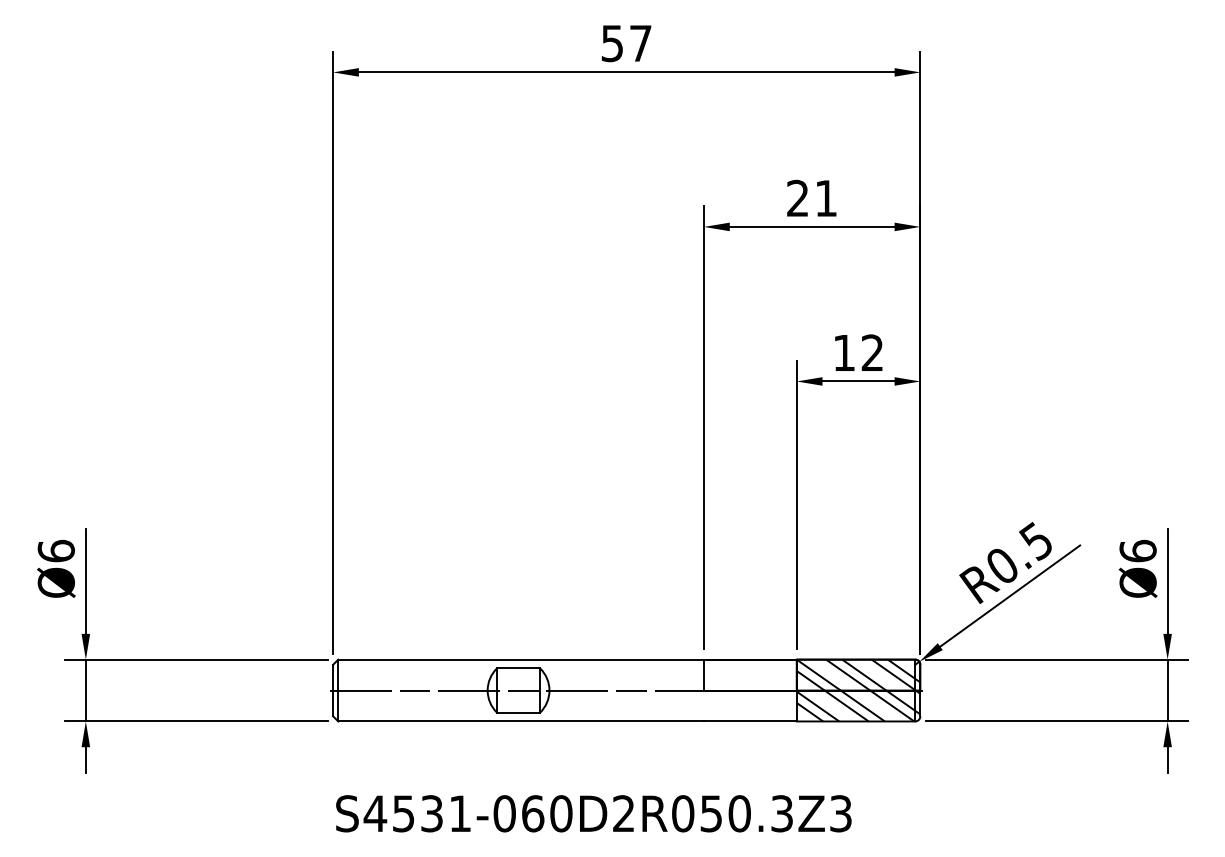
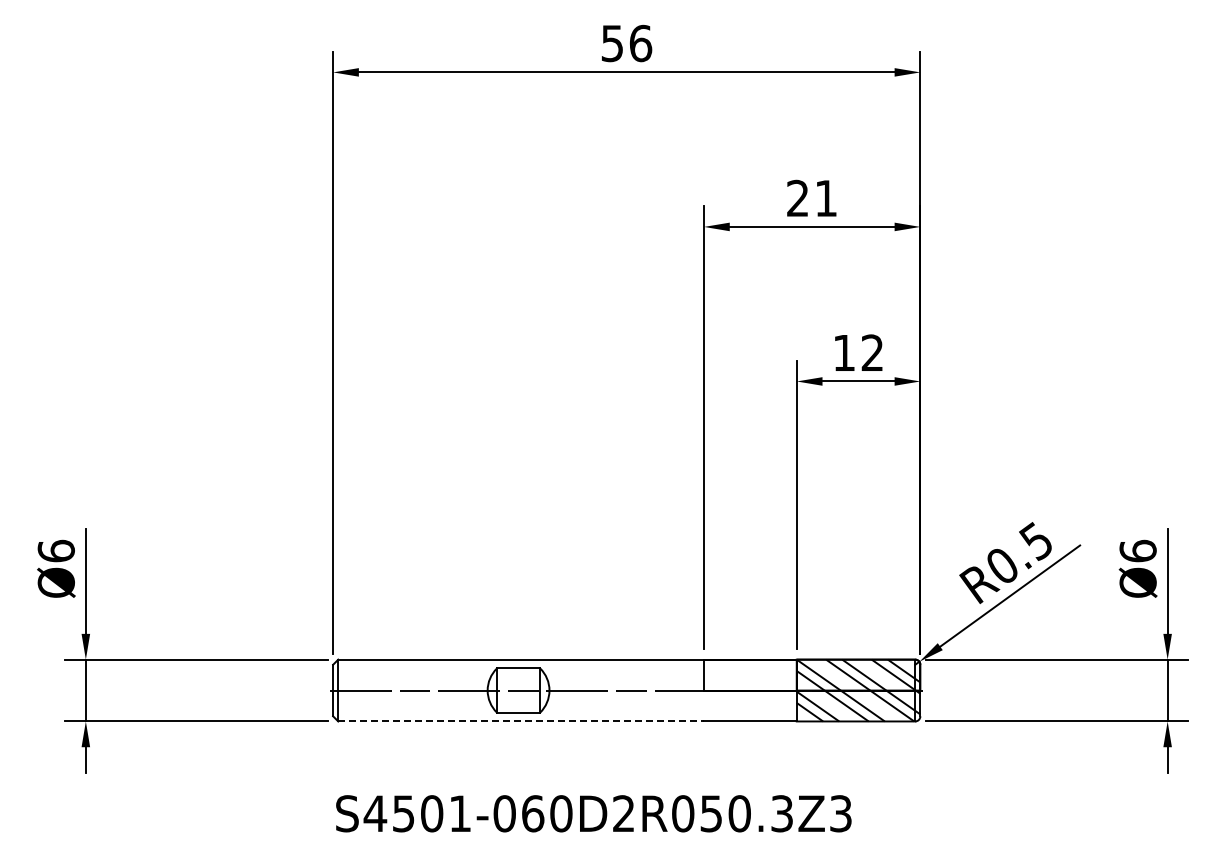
text: 57 -> 56 (640, 43)
line: solid -> dashed (521, 721)
text: S4531-060D2R050.3Z3 -> S4501-060D2R050.3Z3 (432, 813)
